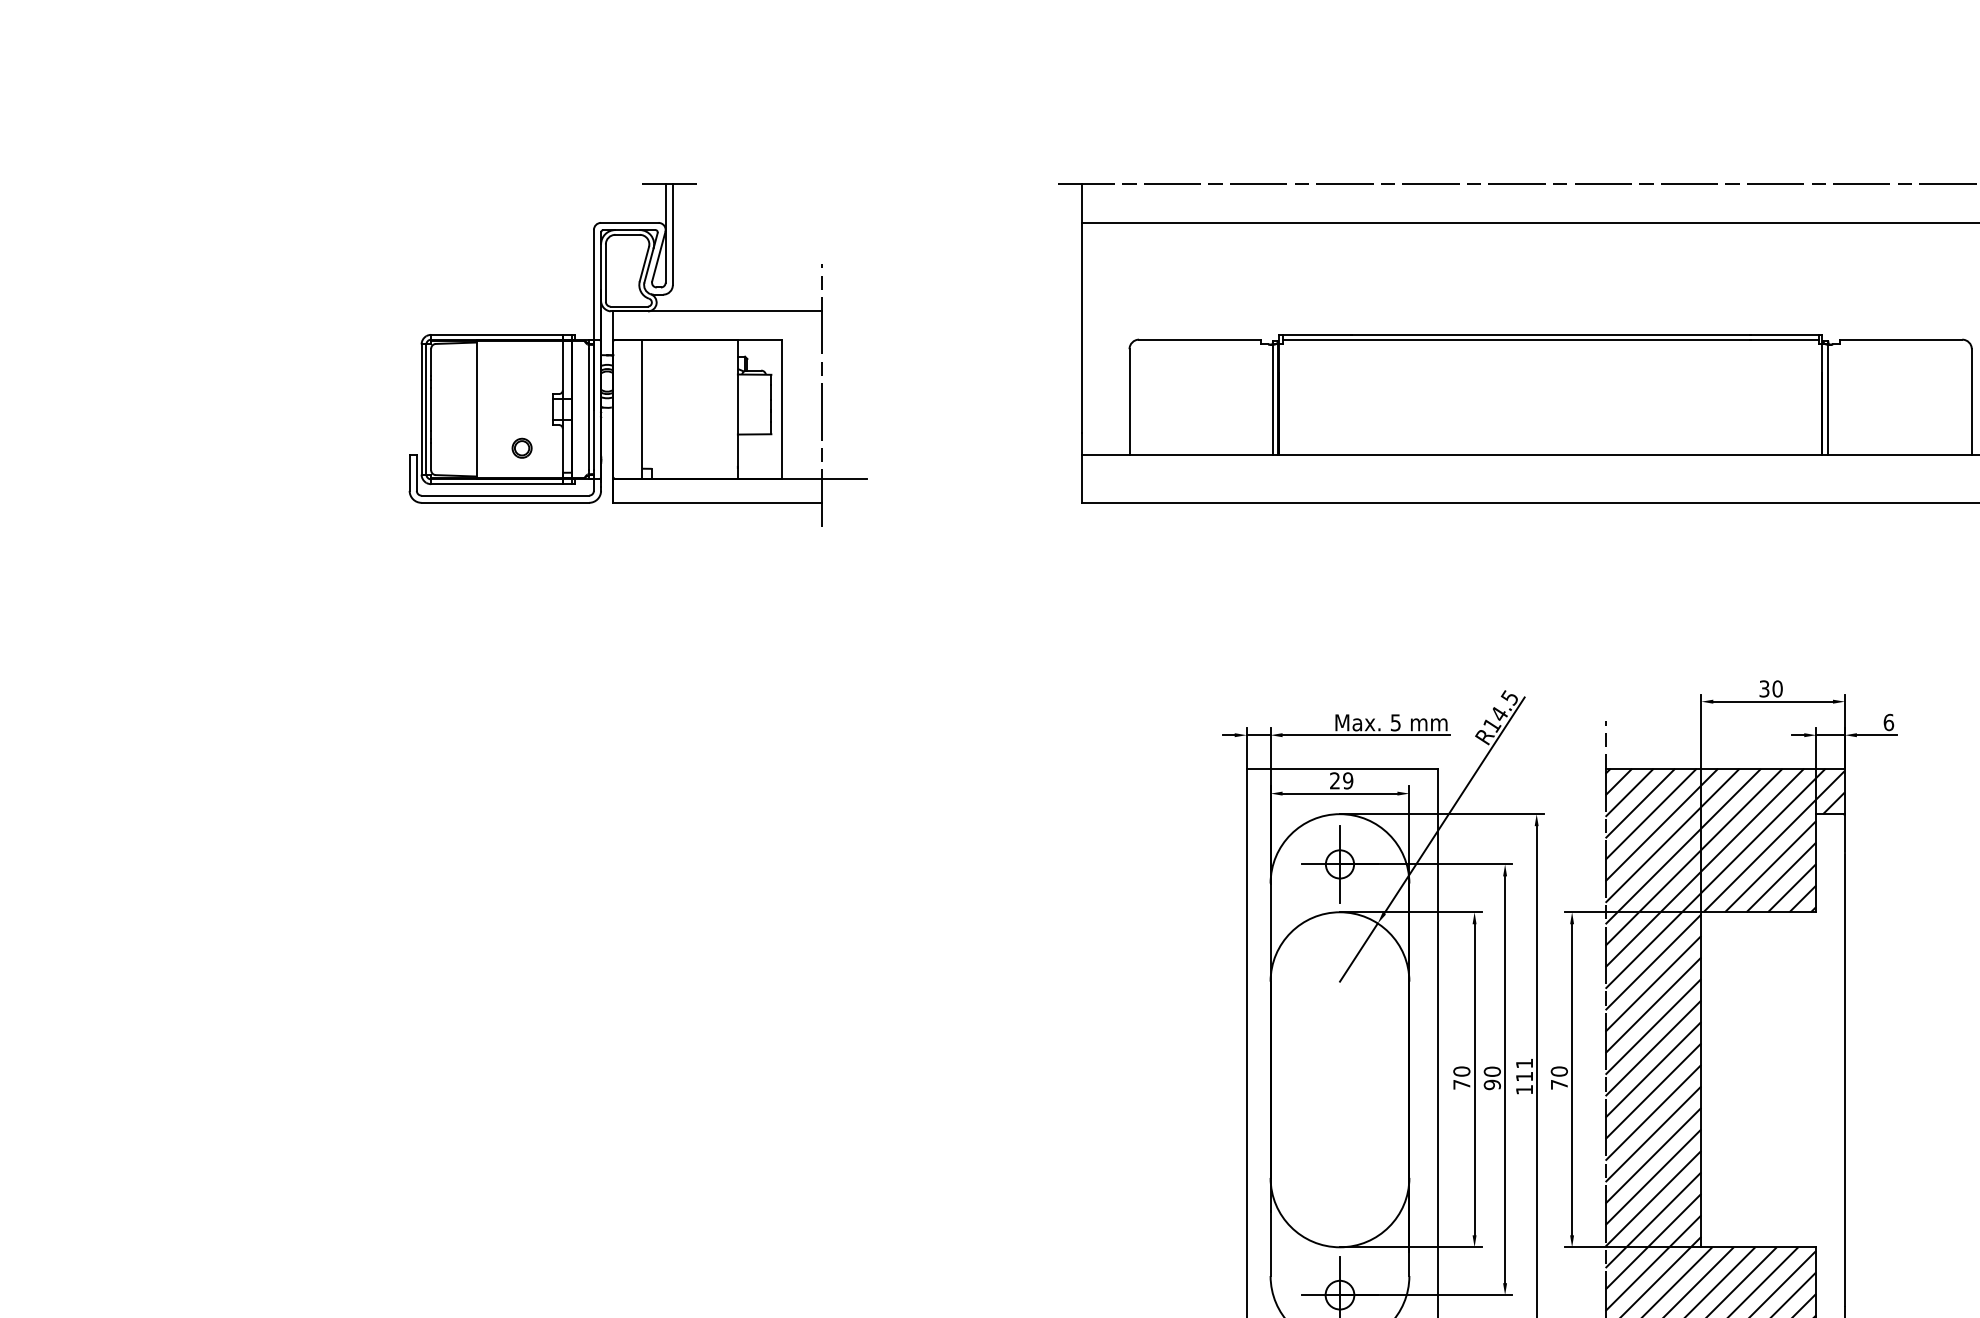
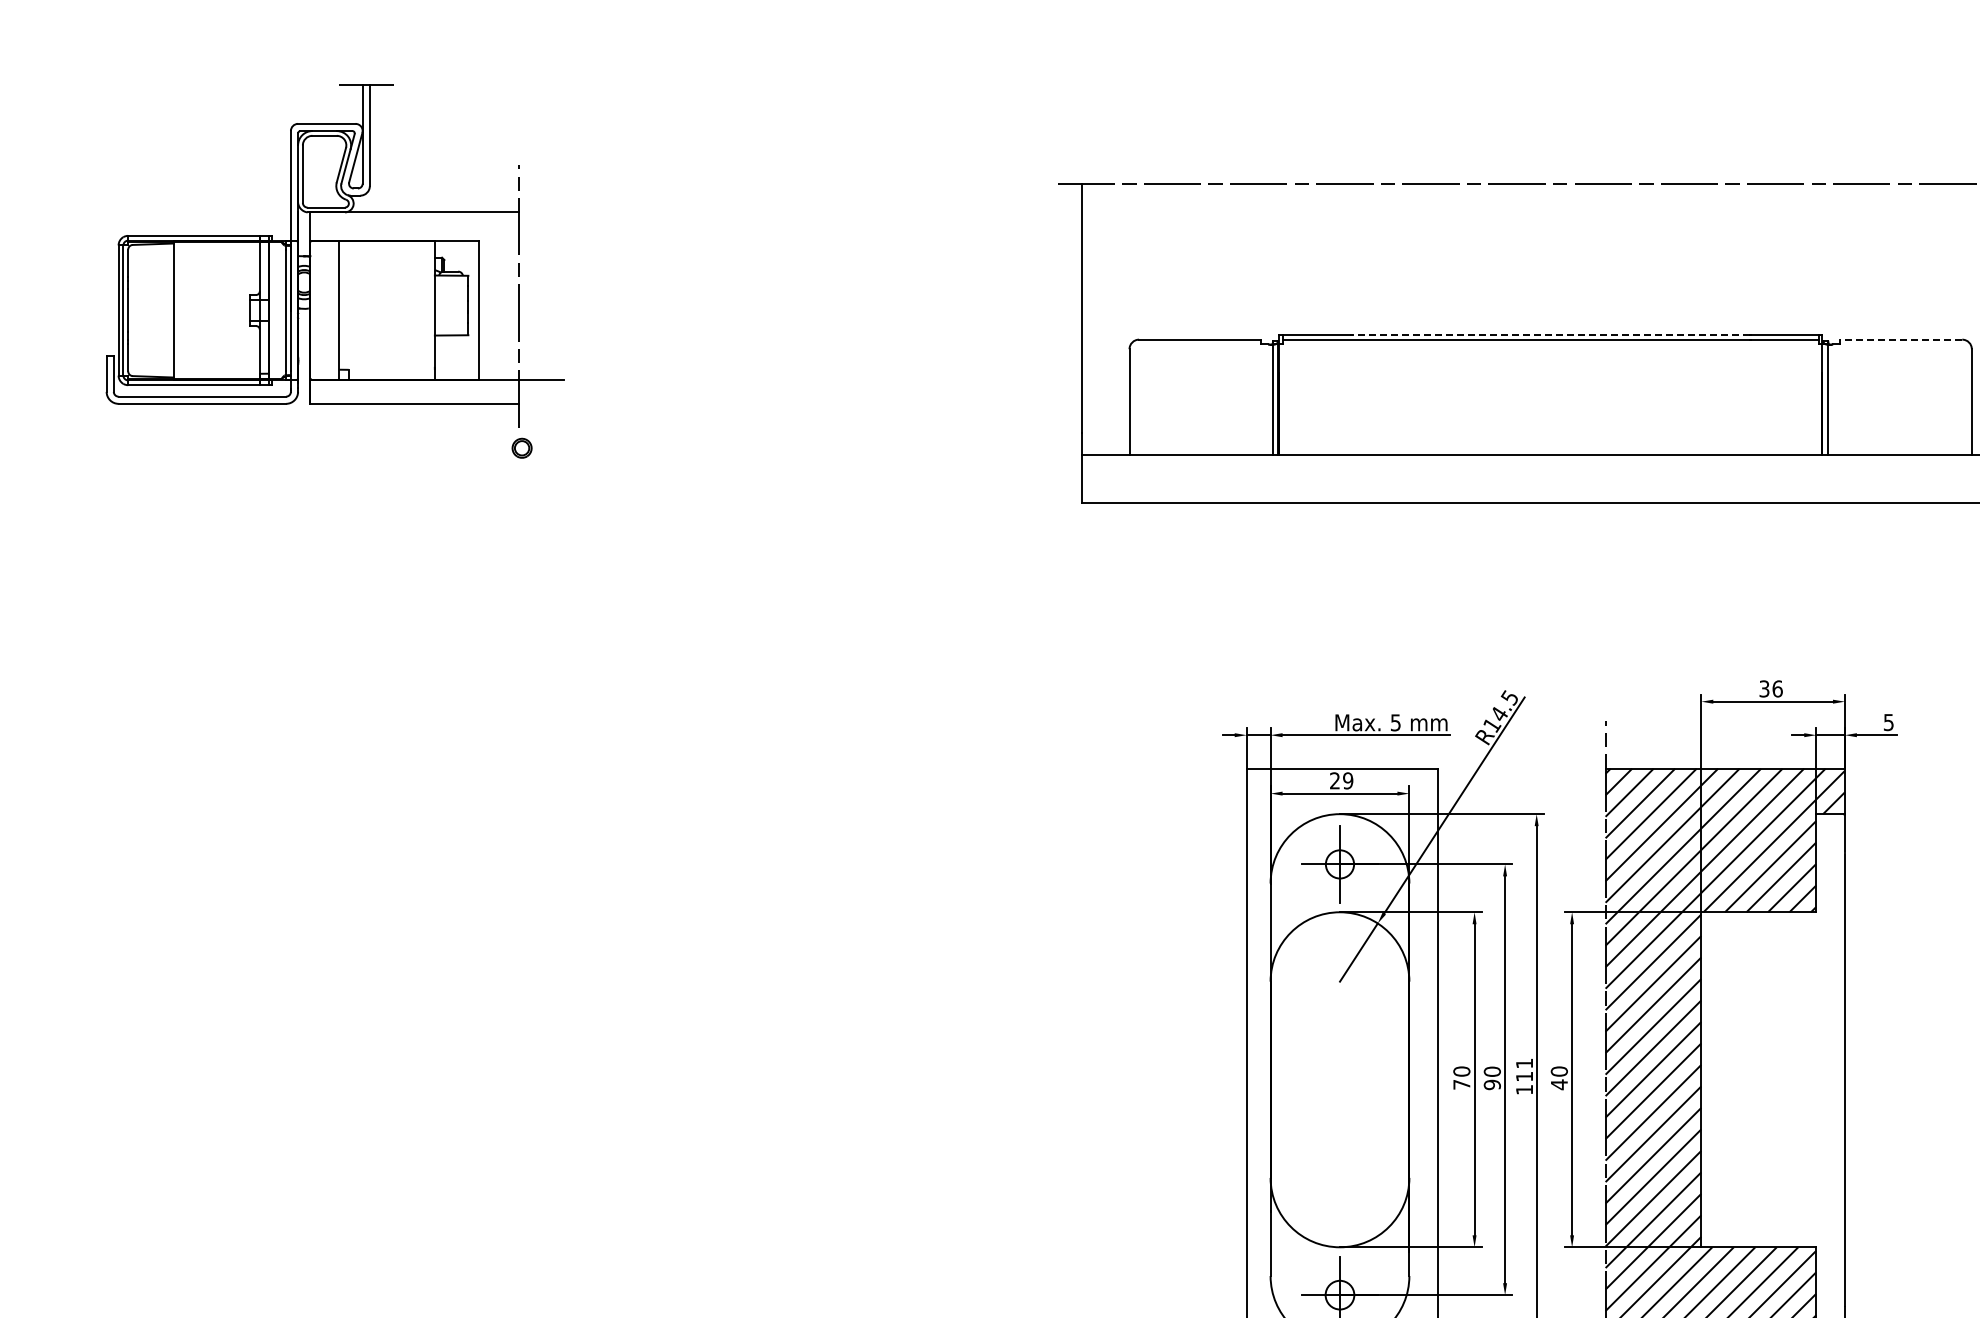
line: present -> none (1528, 222)
line: solid -> dashed (1550, 334)
line: solid -> dashed (1900, 339)
part position: (637, 354) -> (334, 255) (334, 255)
text: 30 -> 36 (1777, 688)
text: 6 -> 5 (1888, 722)
text: 70 -> 40 (1559, 1084)
